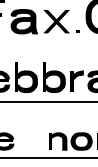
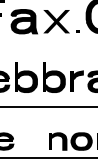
line position: (48, 102) -> (48, 107) (48, 107)
